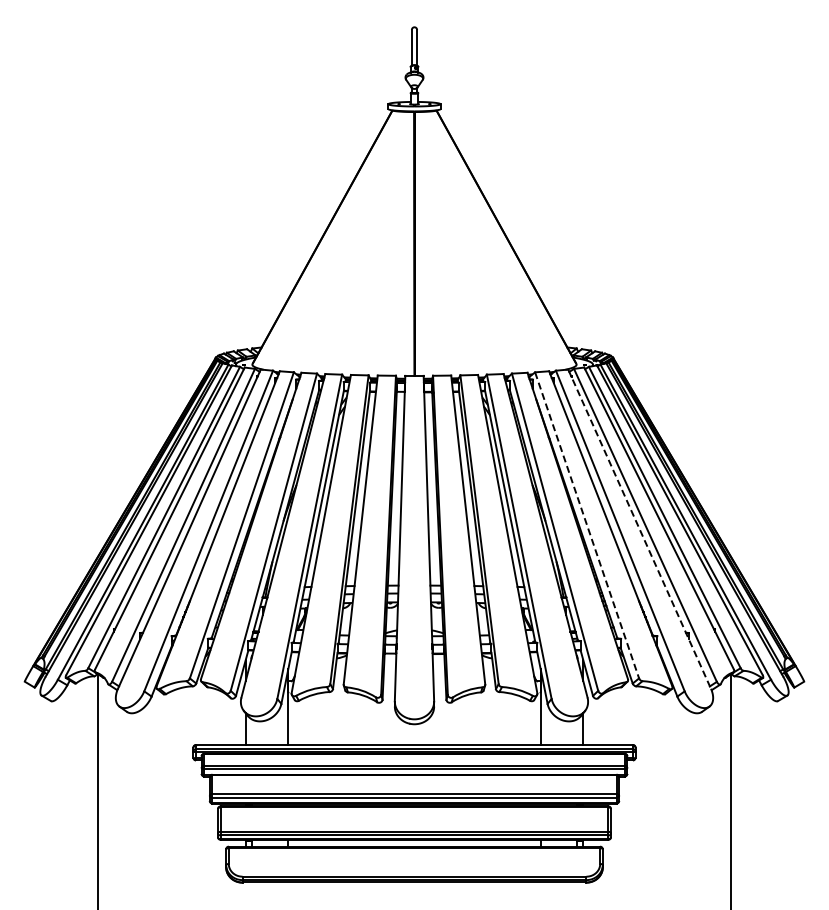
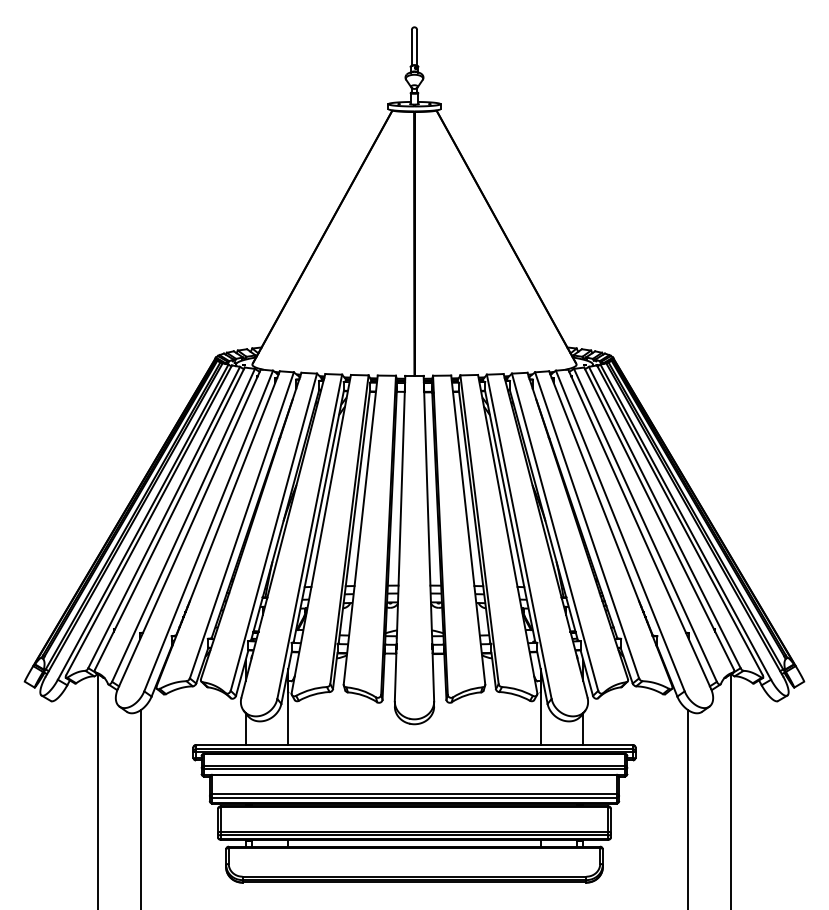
line: dashed -> solid (587, 525)
line: dashed -> solid (639, 529)
line: none -> present (141, 808)
line: none -> present (687, 808)
